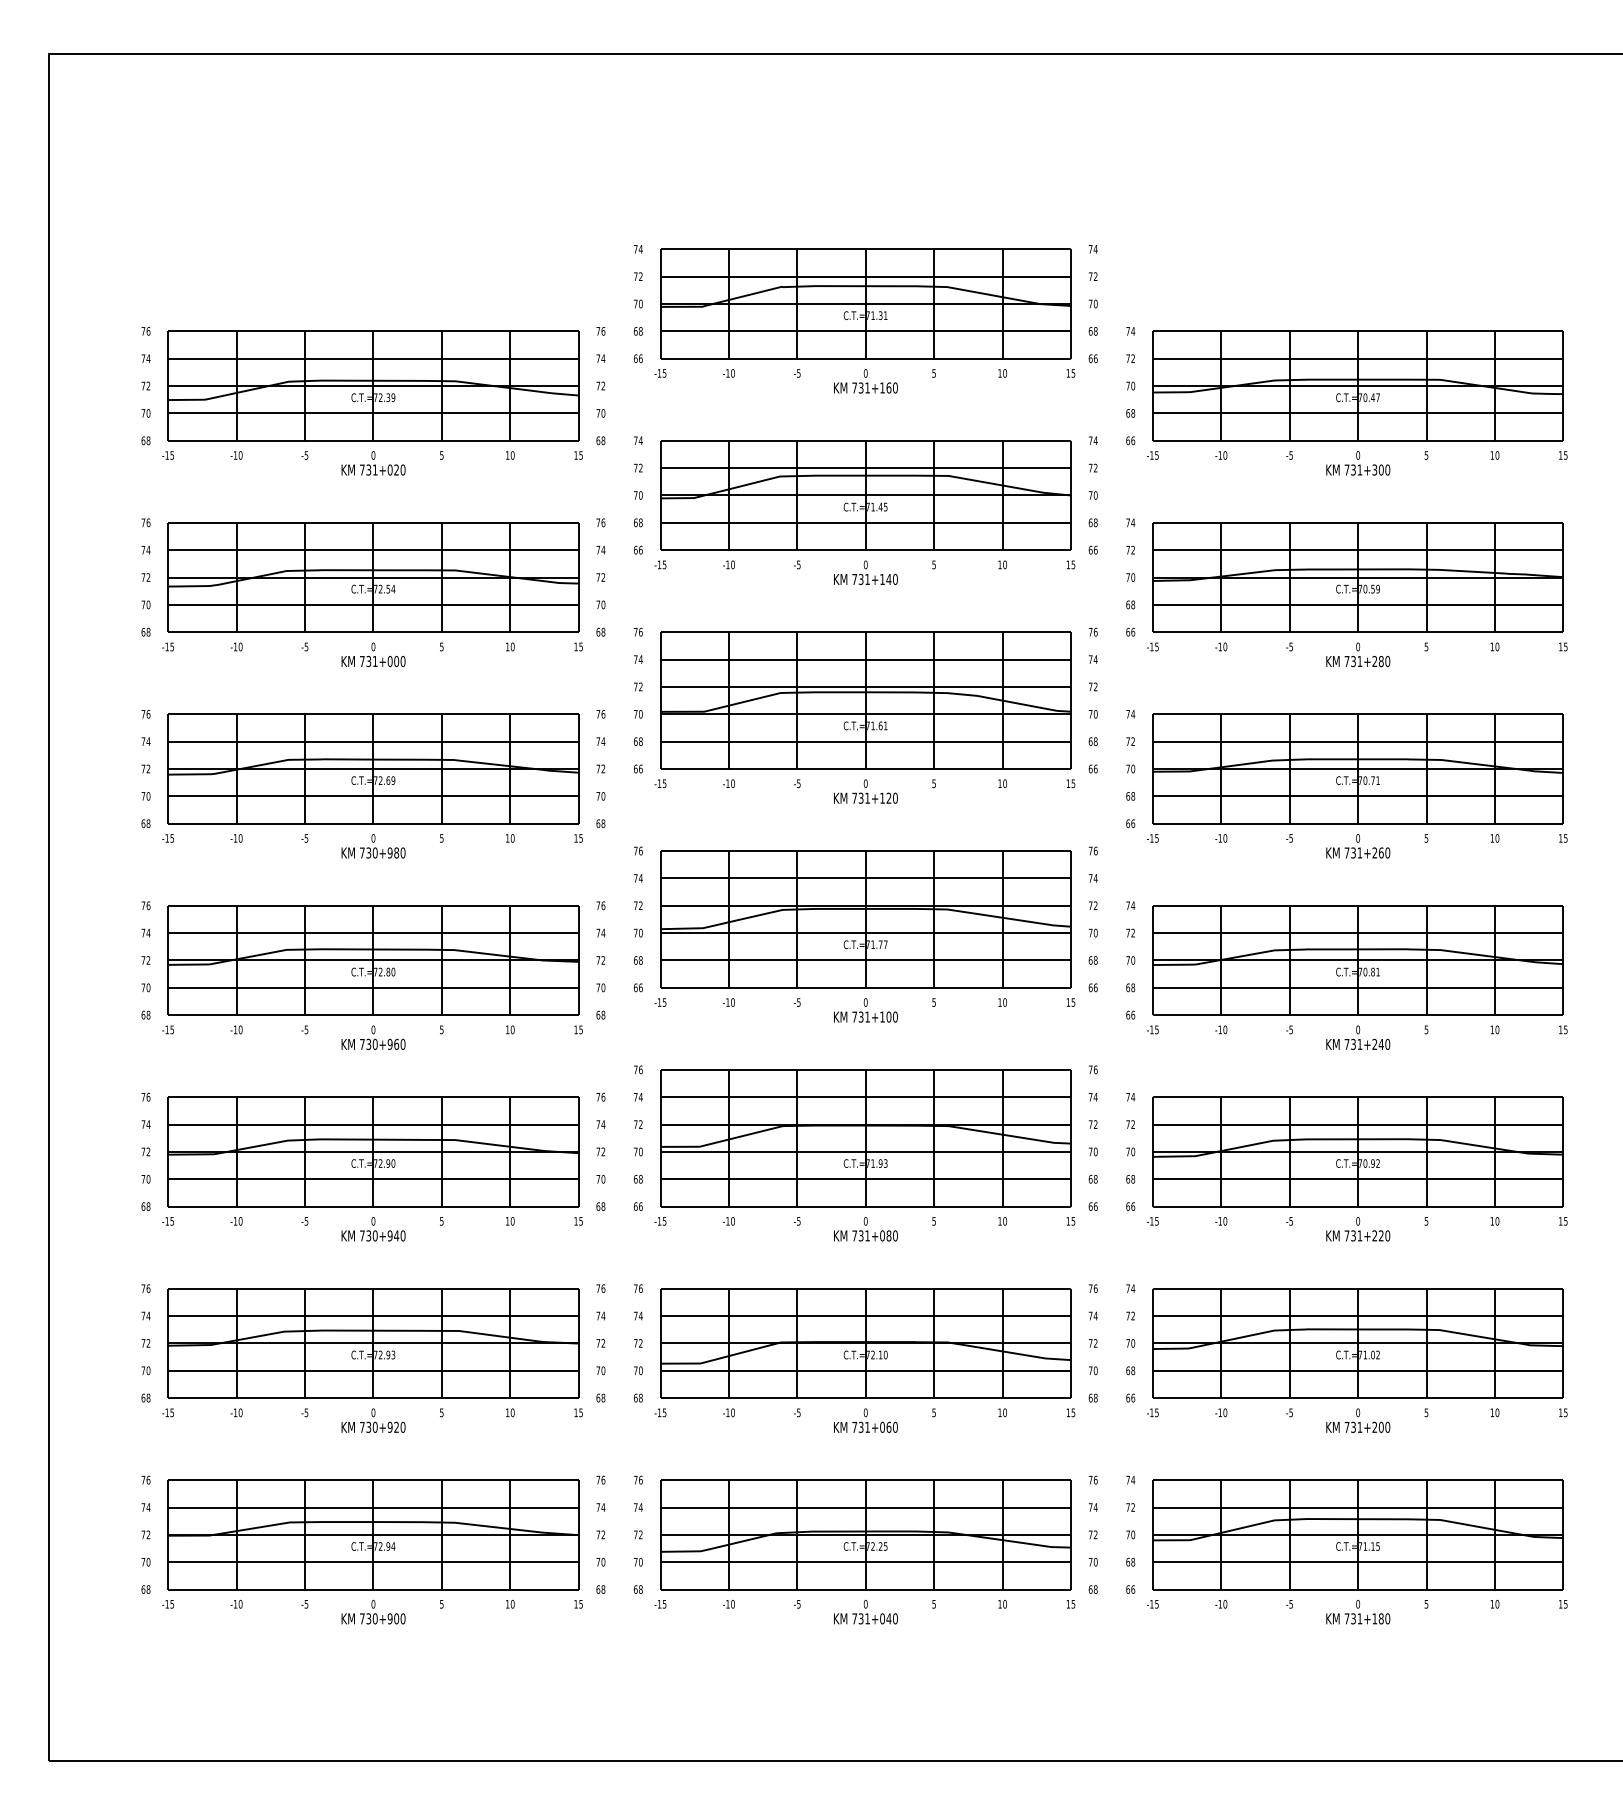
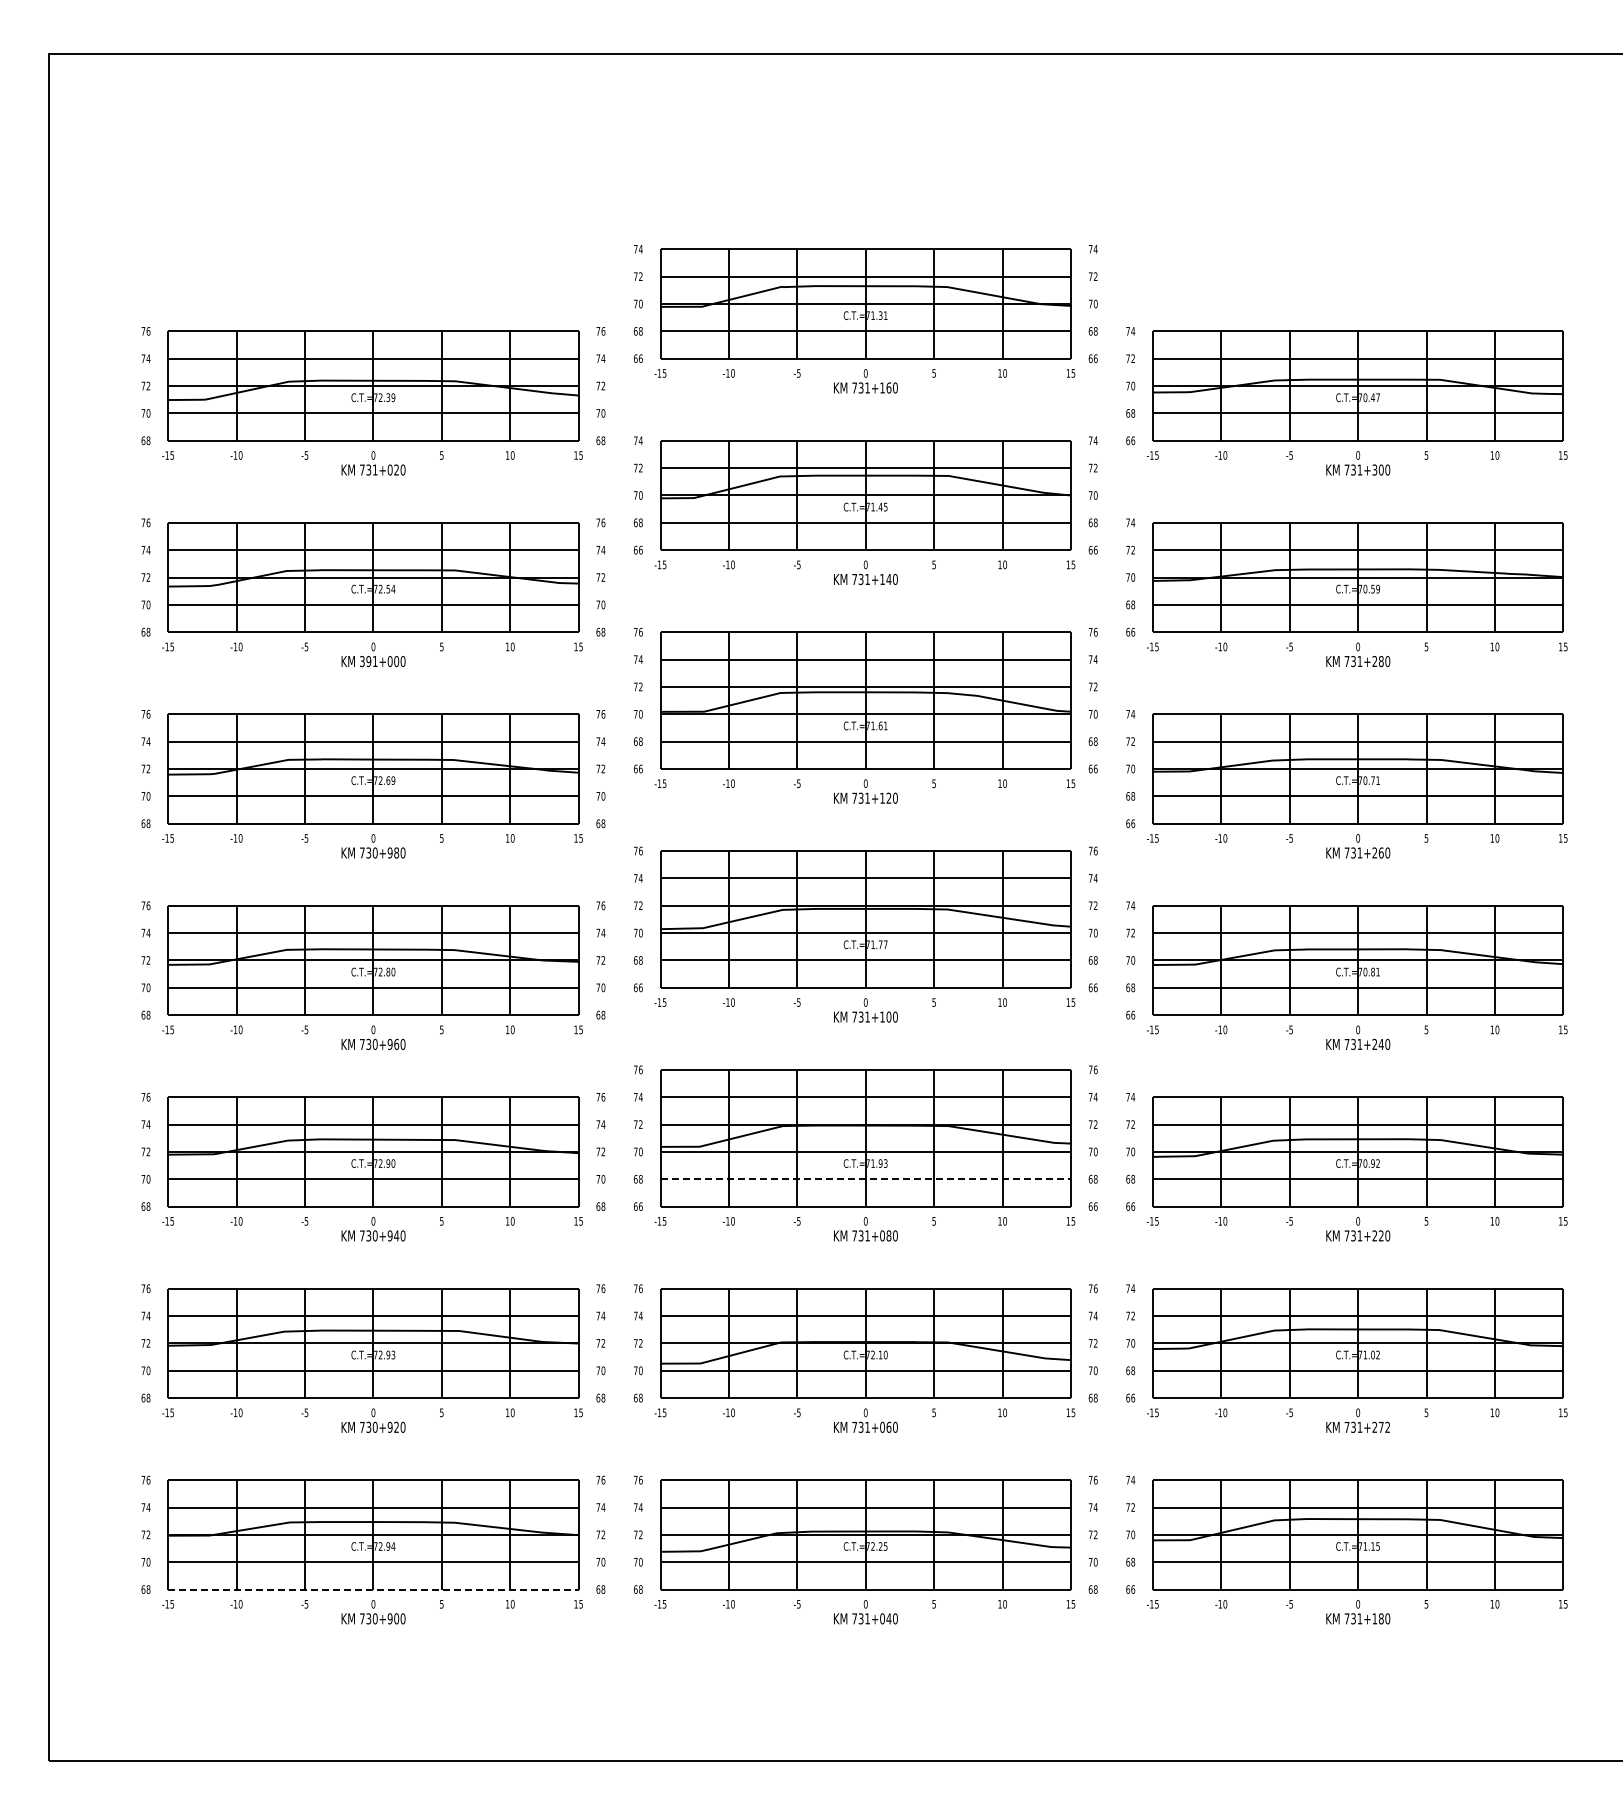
text: 731+000 -> 391+000 (365, 661)
line: solid -> dashed (866, 1179)
text: 731+200 -> 731+272 (1384, 1426)
line: solid -> dashed (373, 1589)
